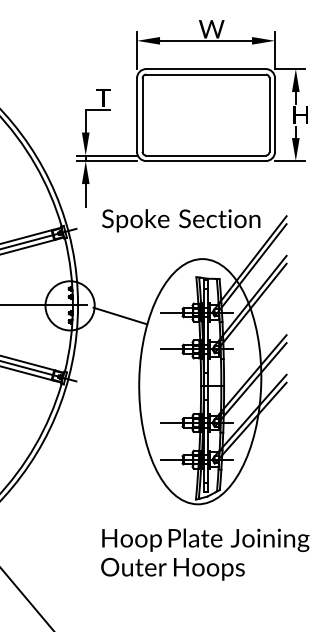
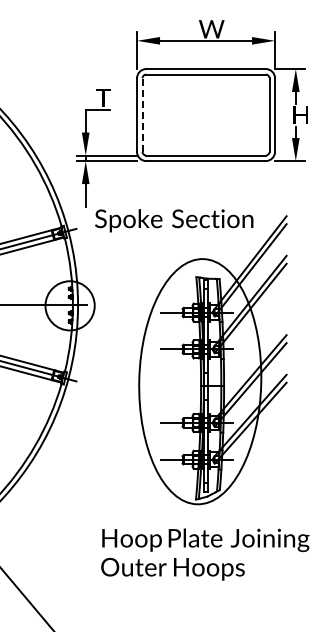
line: solid -> dashed (142, 115)
text position: (181, 220) -> (174, 220) (174, 220)
line: present -> none (120, 315)
